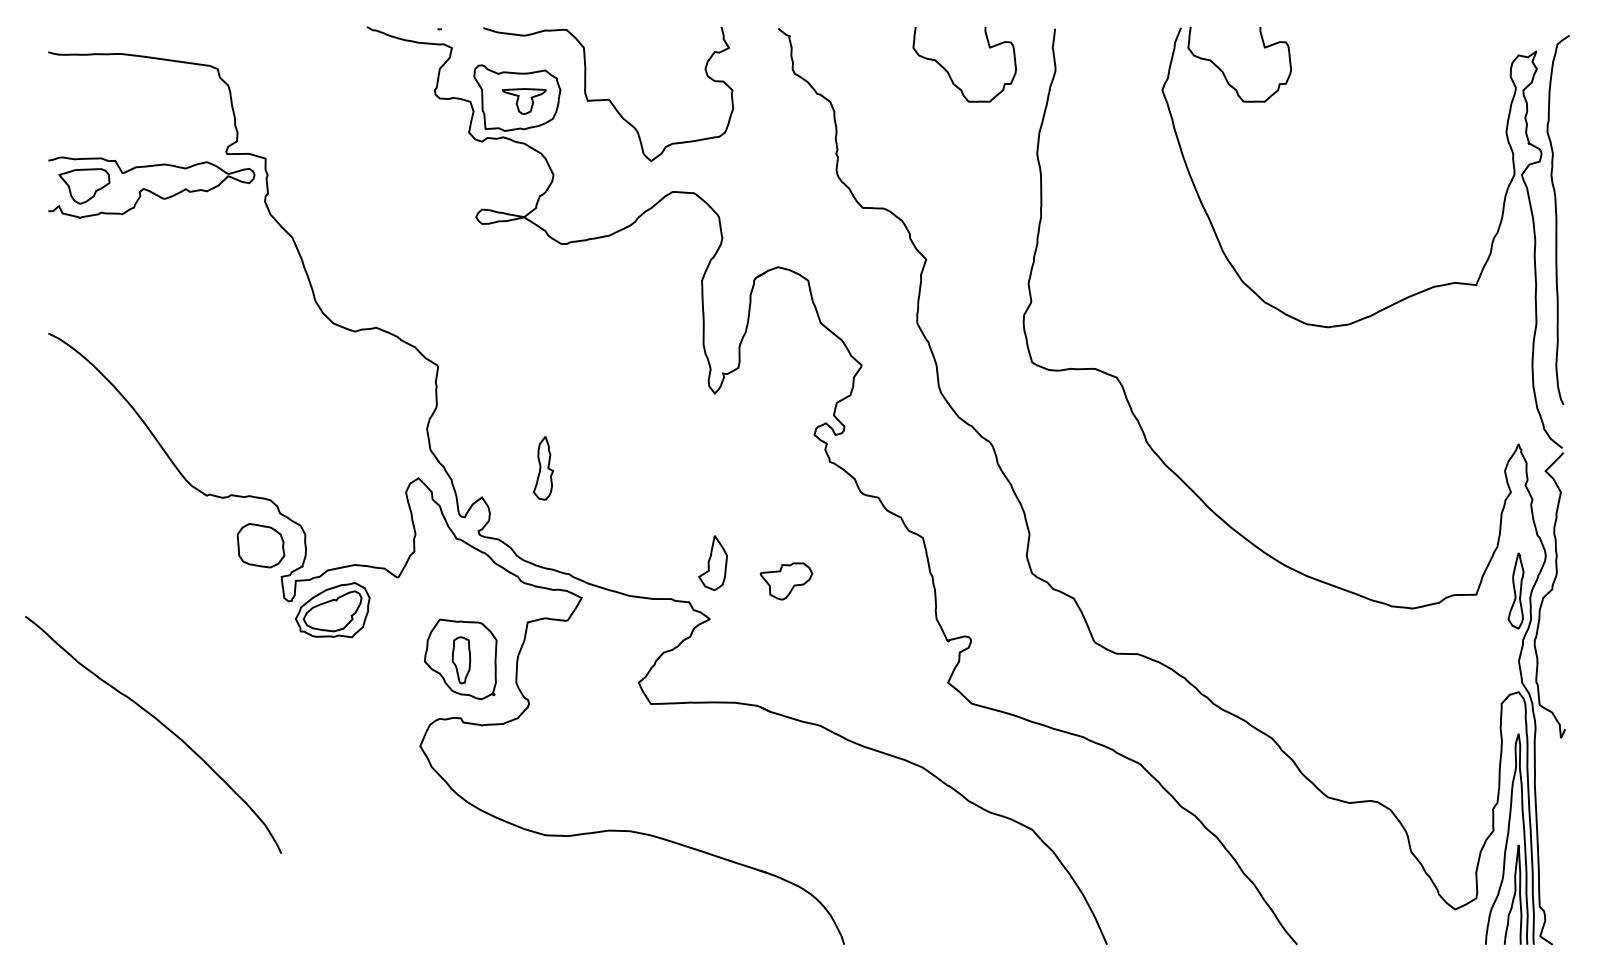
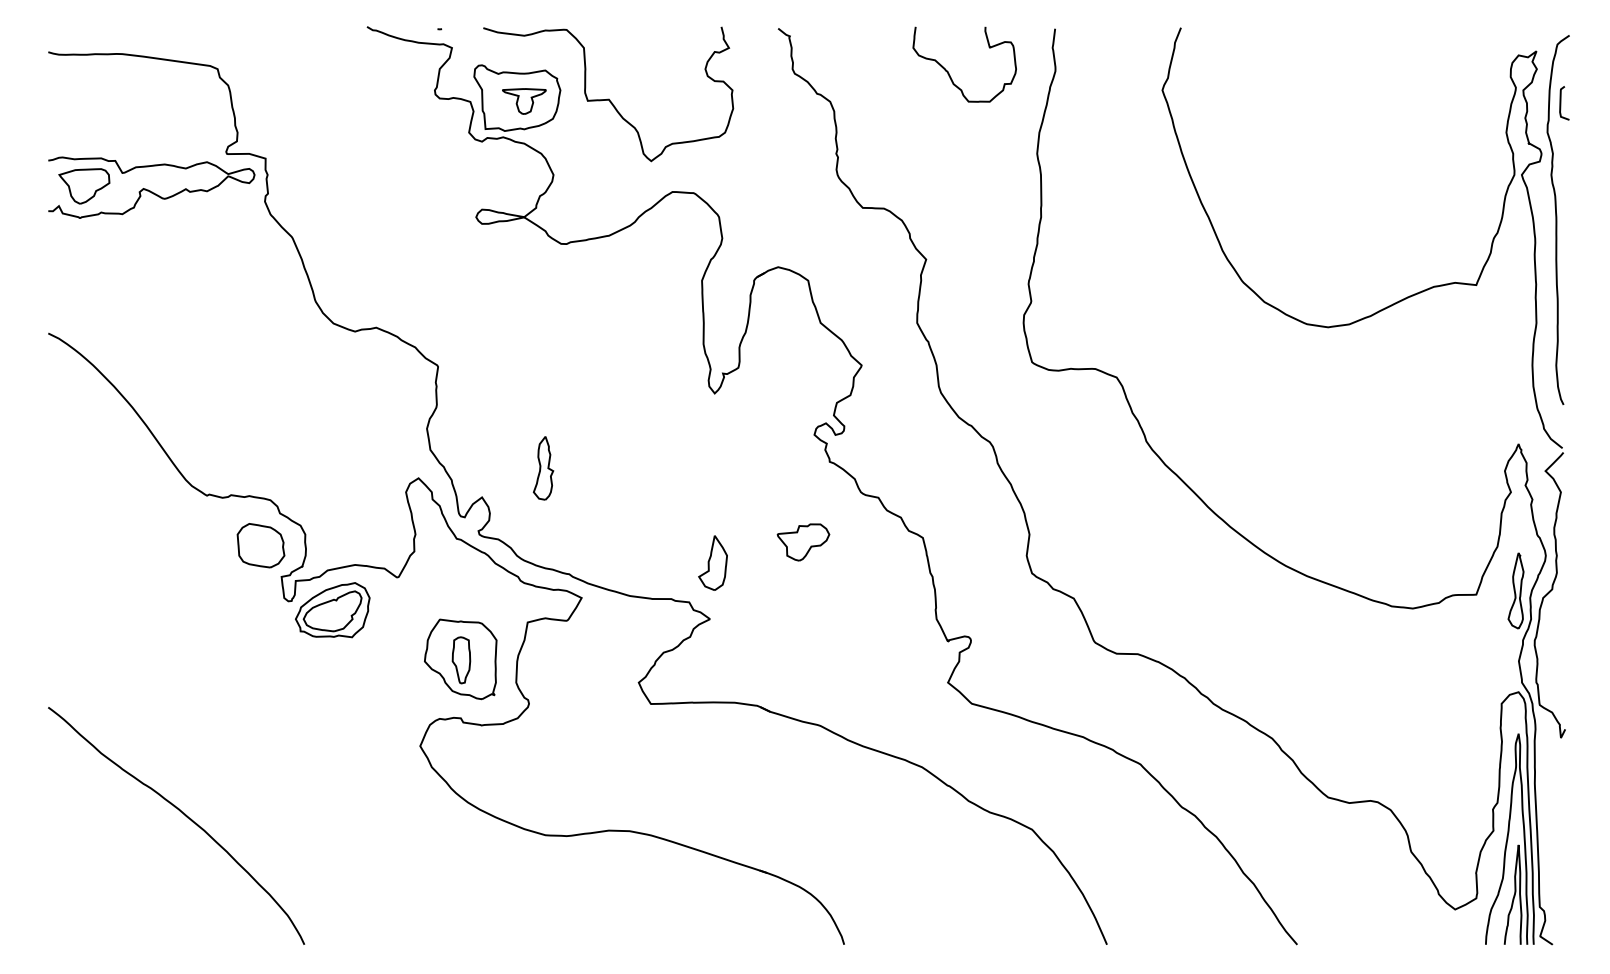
curve: present -> none (1223, 71)
curve: none -> present (1561, 103)
part position: (786, 581) -> (803, 542) (803, 542)
curve position: (162, 725) -> (185, 816) (185, 816)
